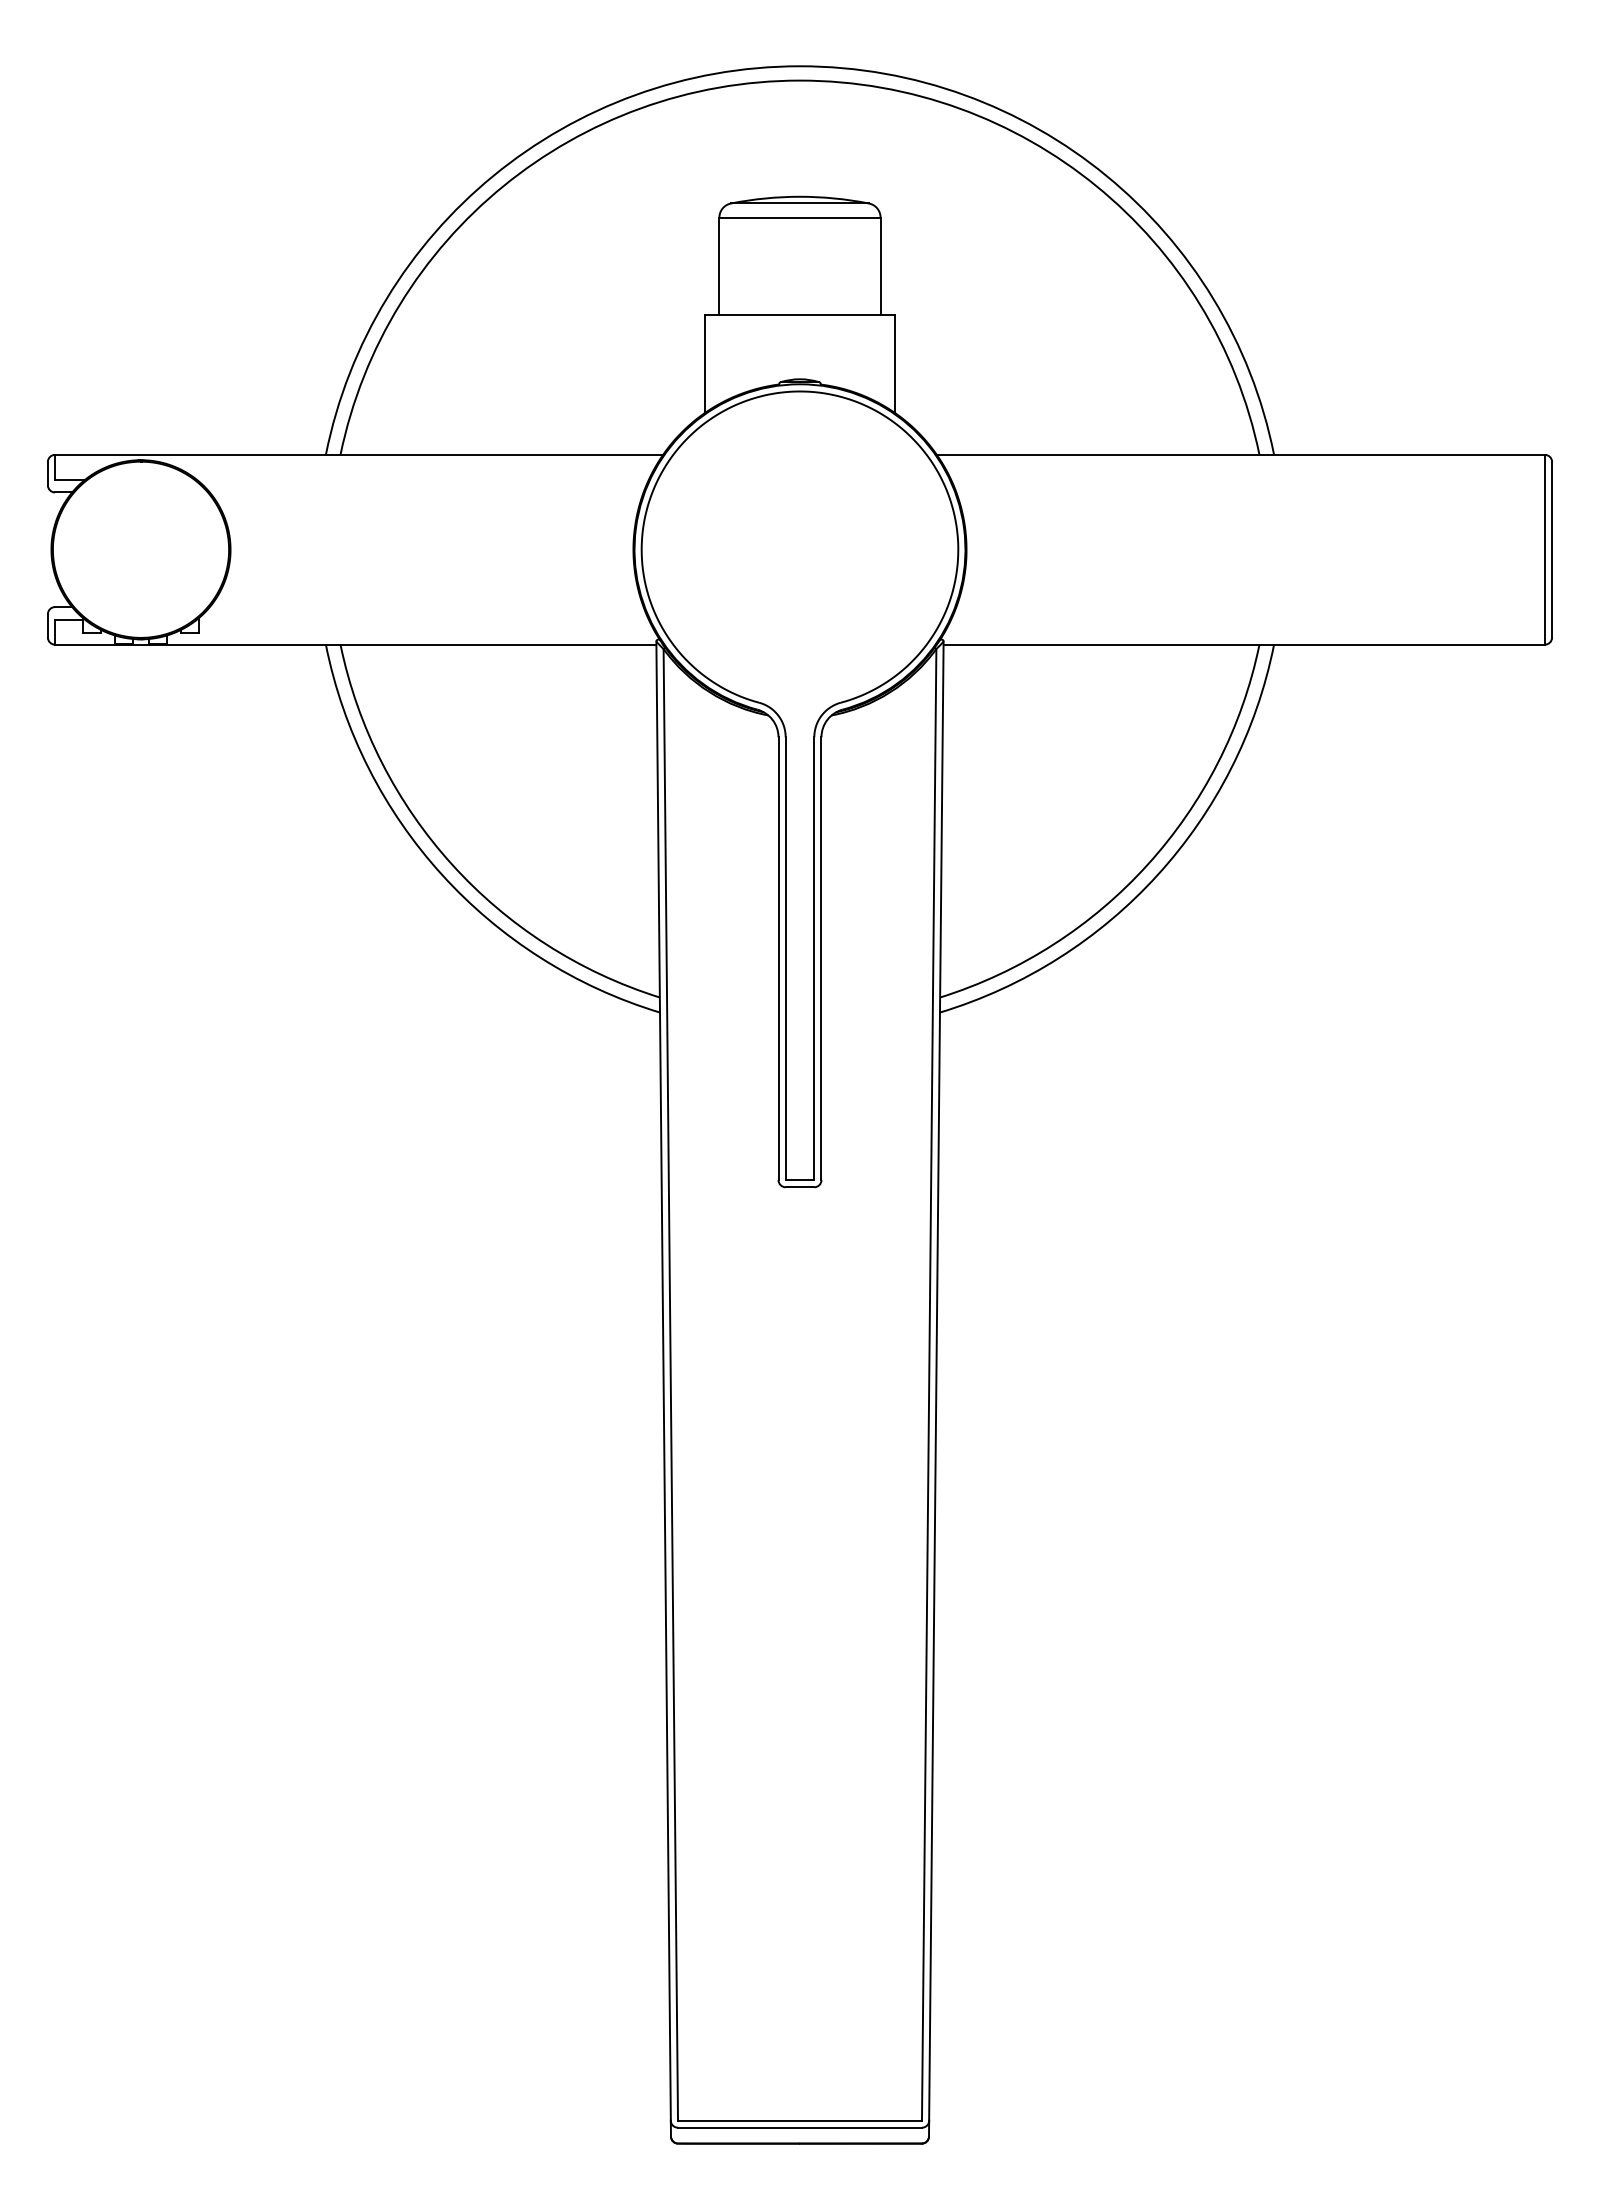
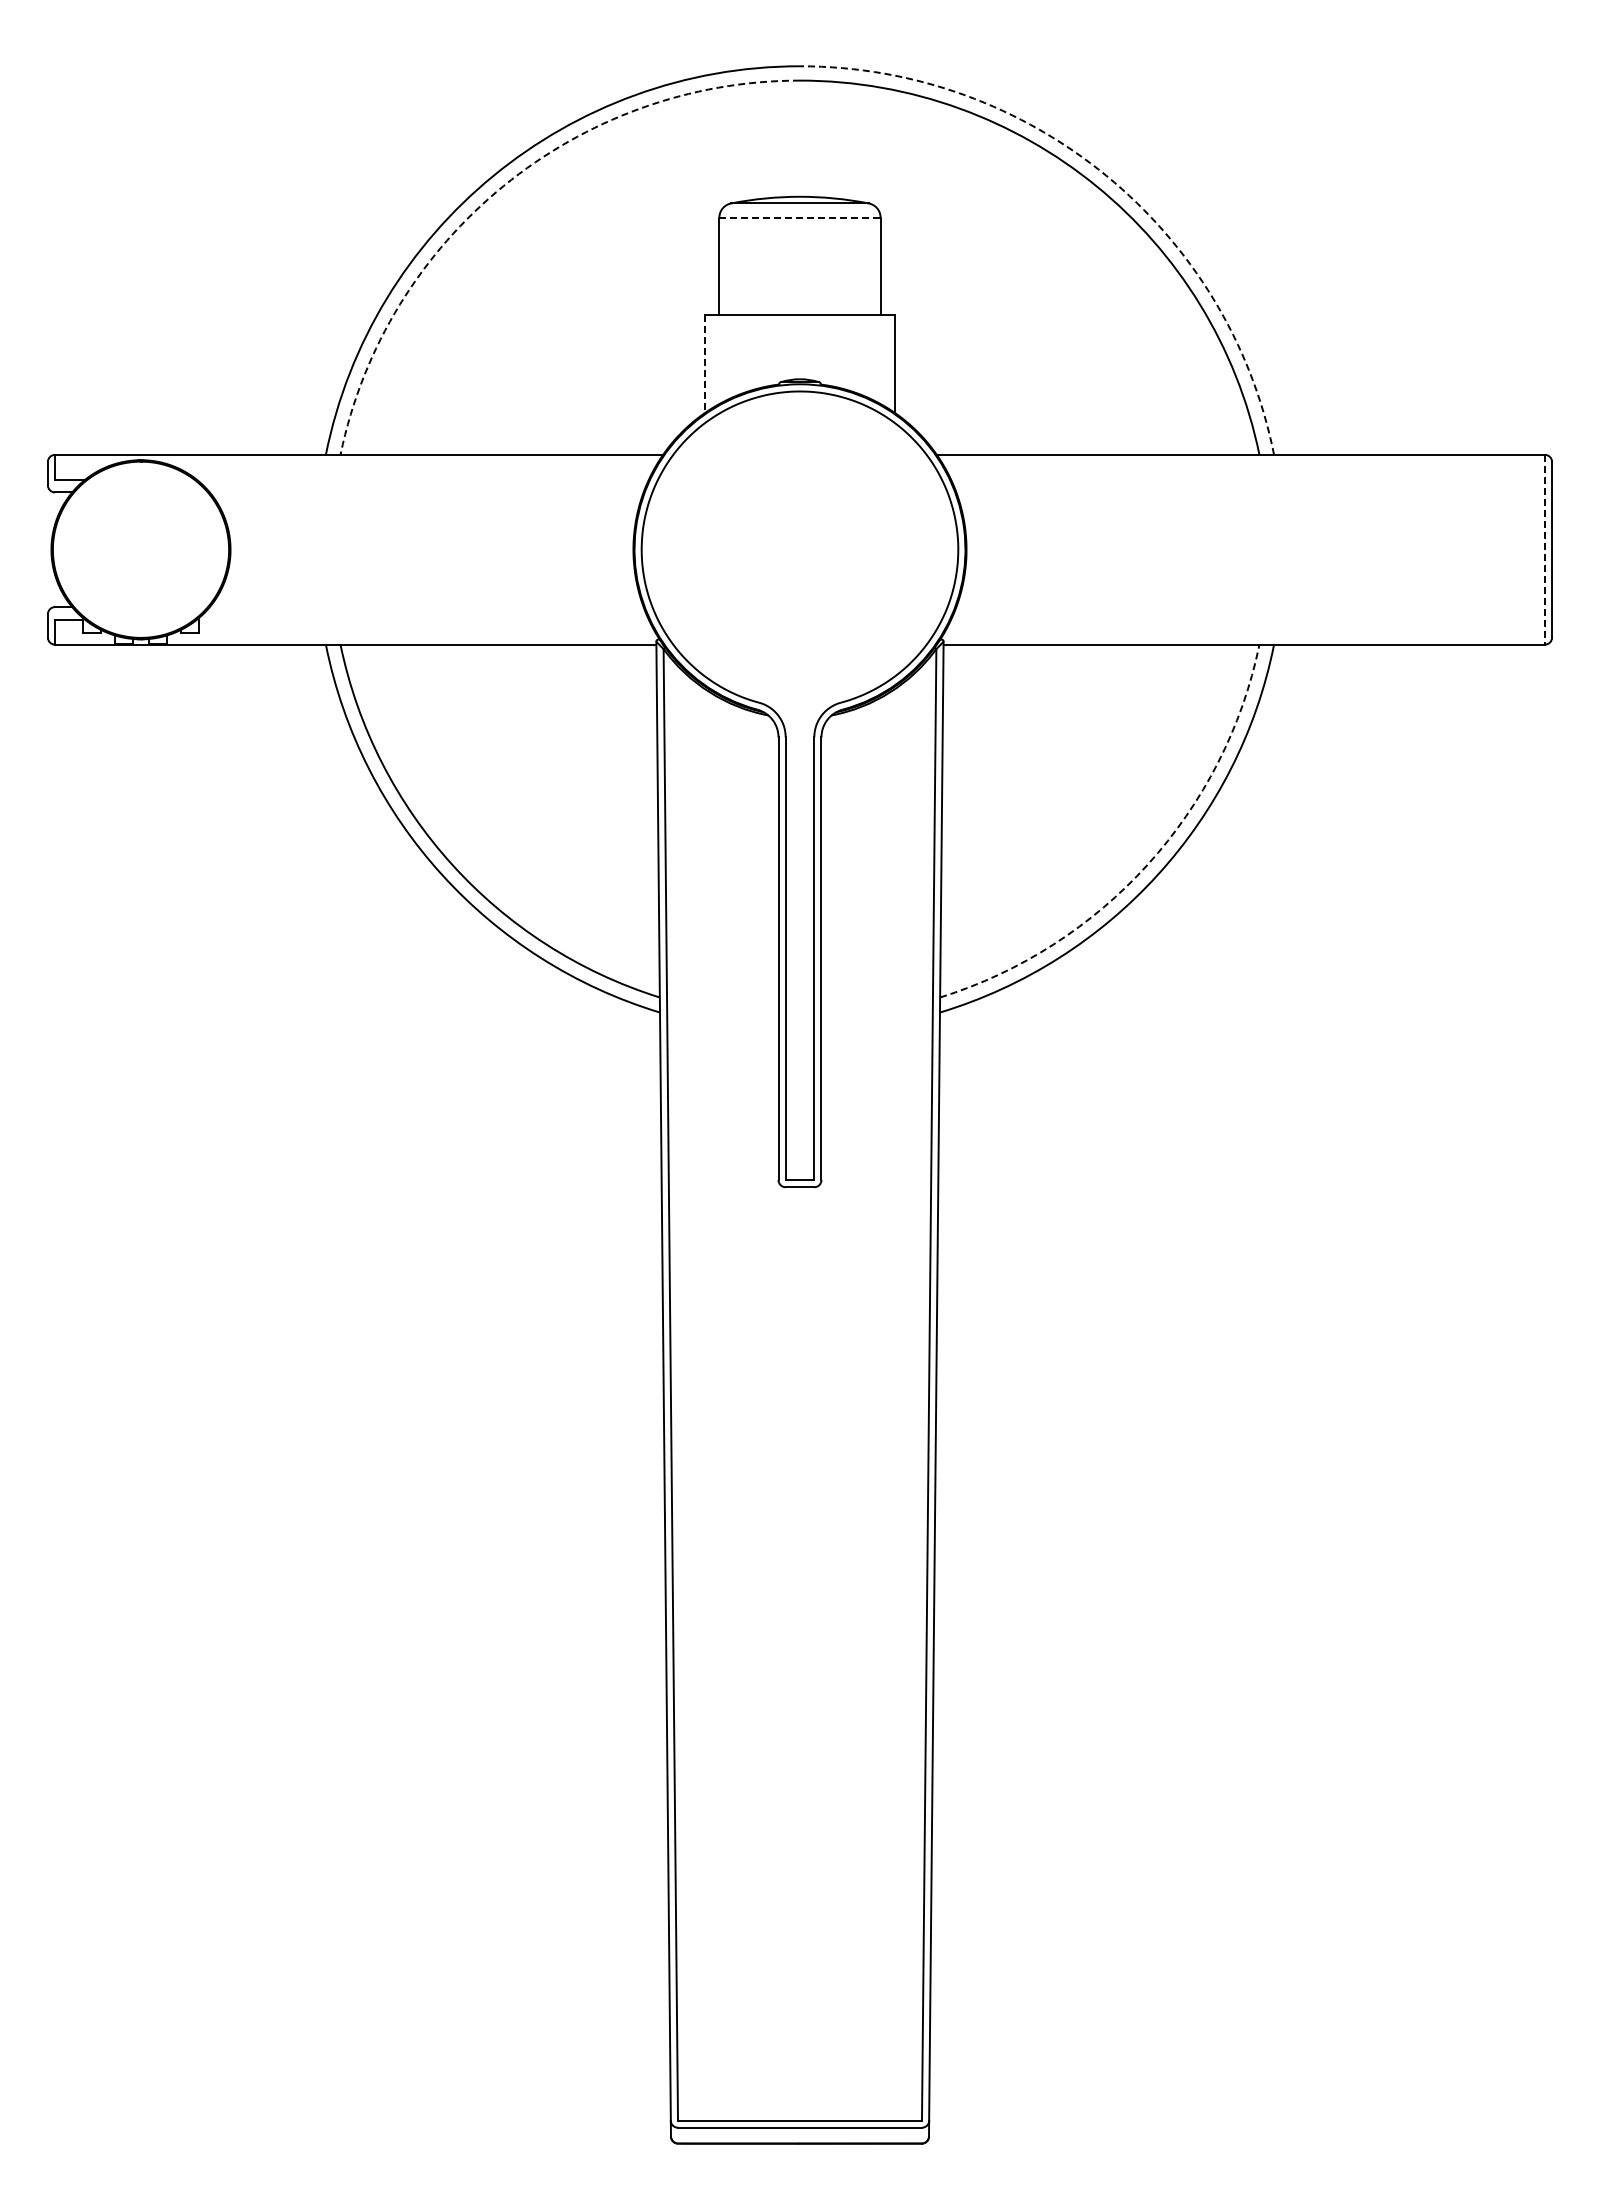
arc: solid -> dashed (1106, 175)
arc: solid -> dashed (503, 186)
line: solid -> dashed (800, 217)
line: solid -> dashed (705, 364)
line: solid -> dashed (1544, 549)
arc: solid -> dashed (1147, 864)
